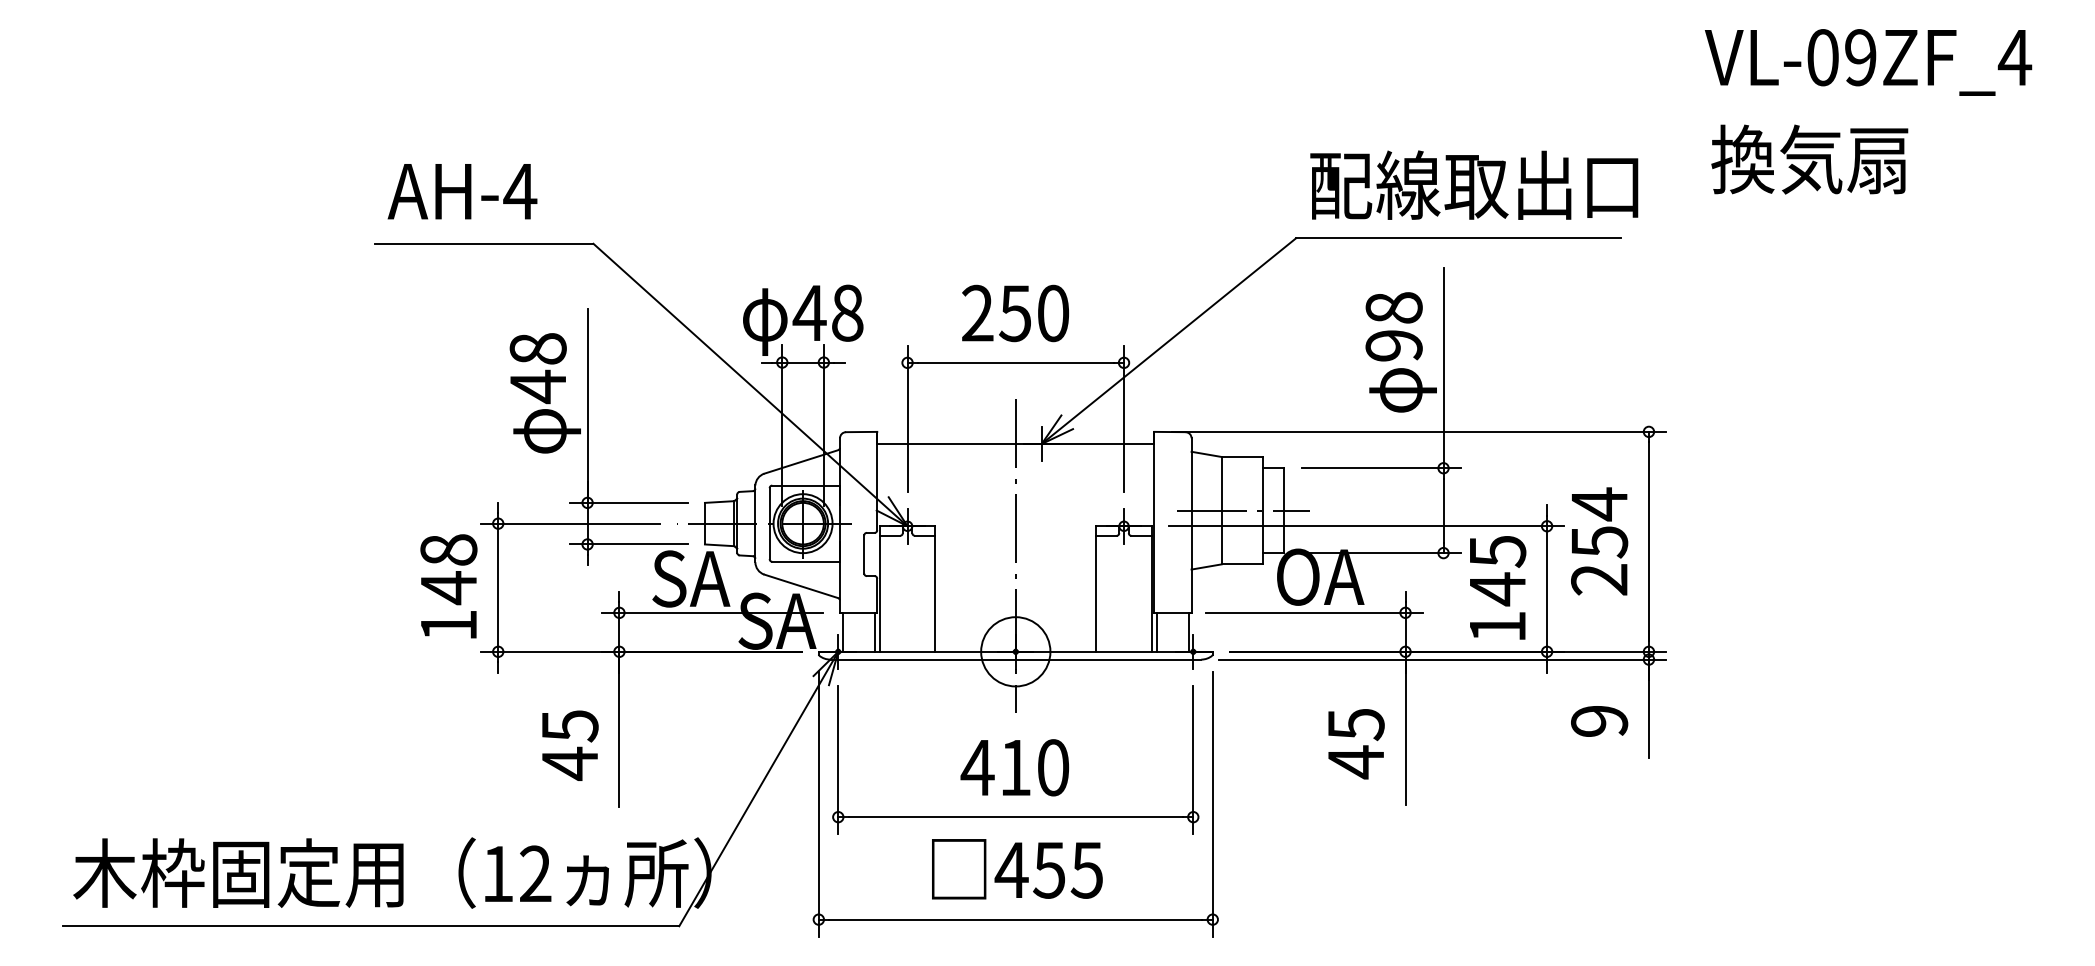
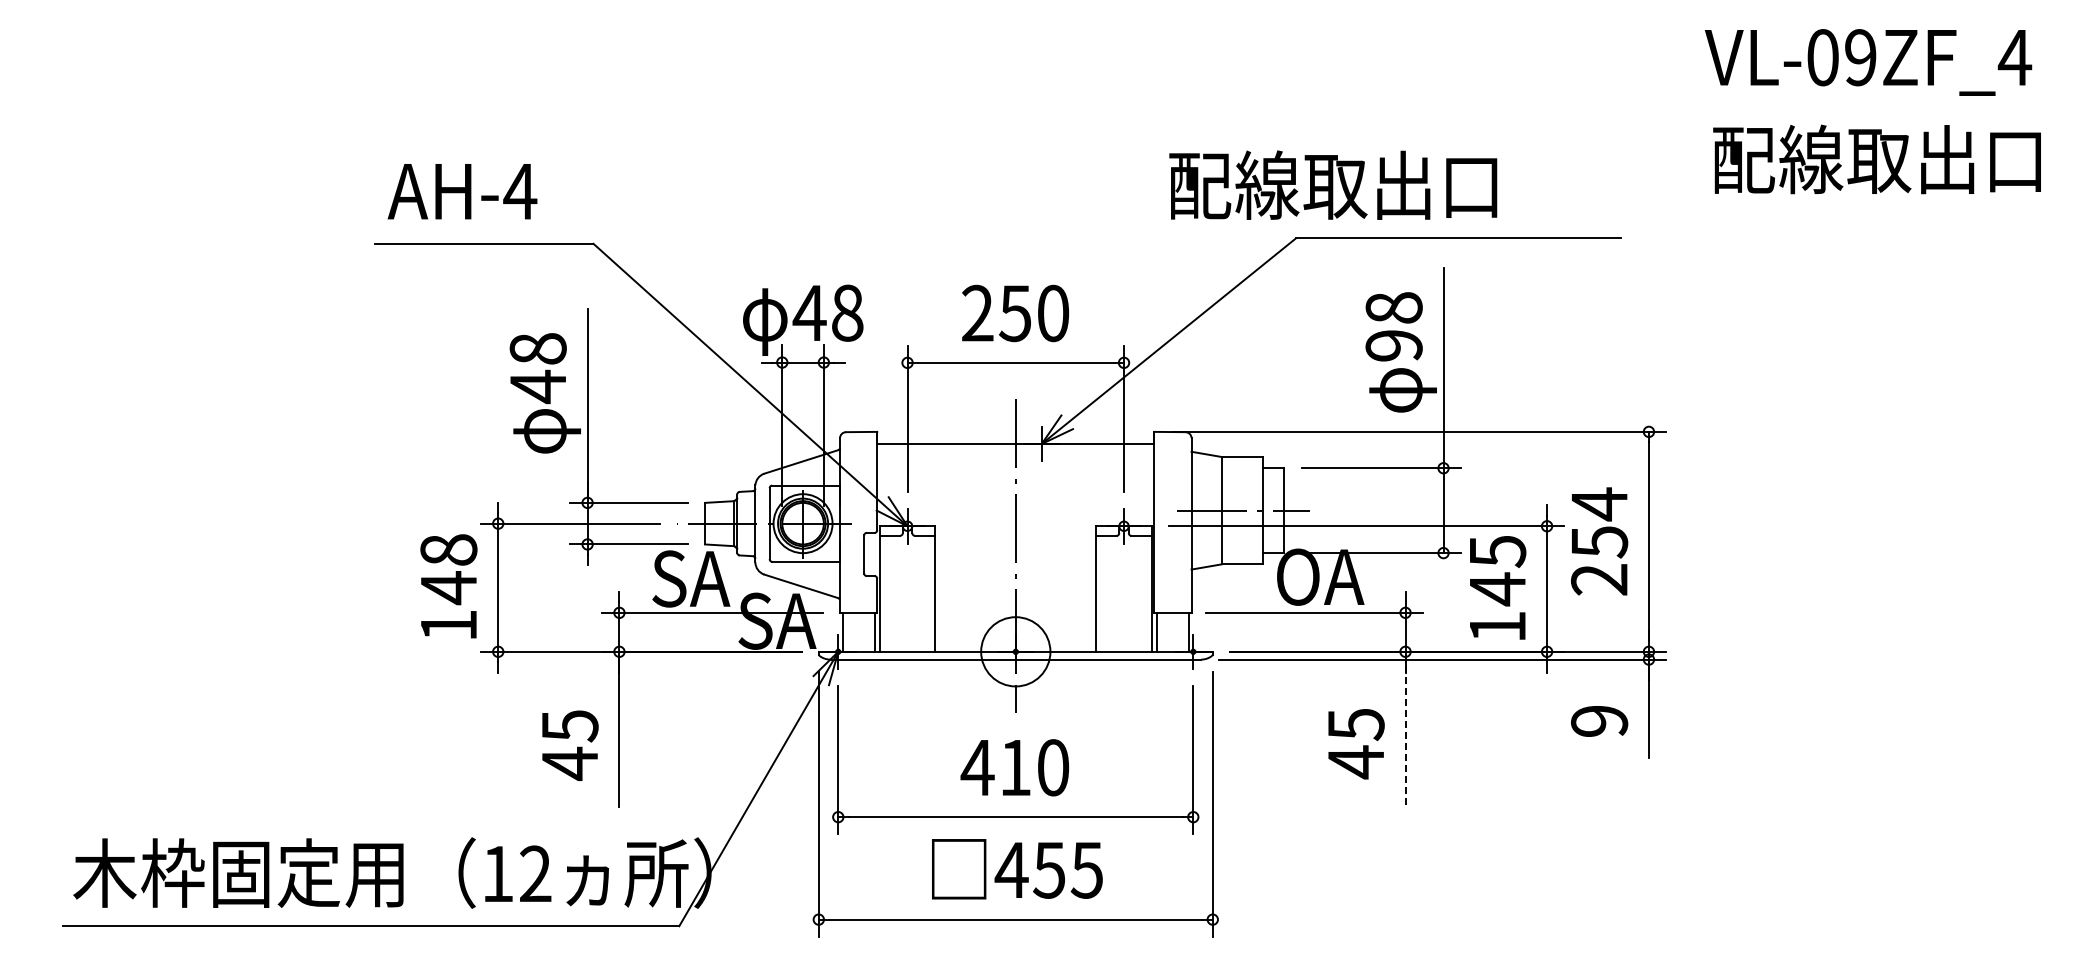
text: 換気扇 -> 配線取出口 (1875, 159)
text position: (1474, 184) -> (1333, 184) (1333, 184)
line: solid -> dashed (1405, 728)
